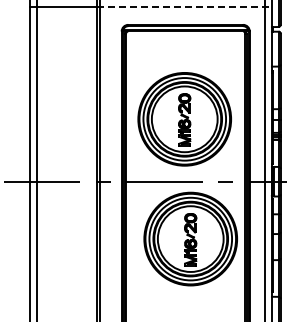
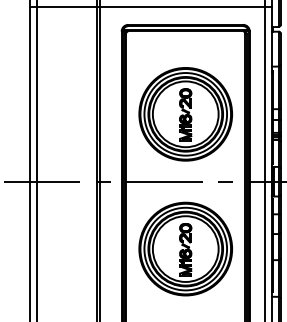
line: dashed -> solid (184, 7)
part position: (184, 119) -> (185, 114) (185, 114)
part position: (190, 238) -> (185, 248) (185, 248)
